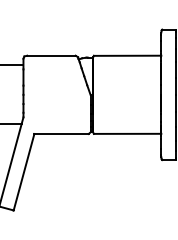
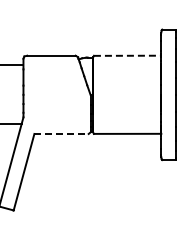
line: solid -> dashed (127, 55)
line: solid -> dashed (62, 133)
